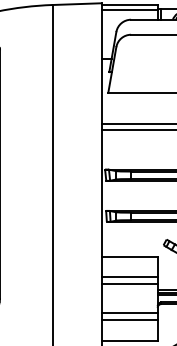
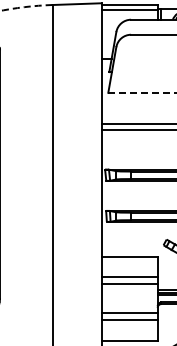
arc: solid -> dashed (26, 6)
line: solid -> dashed (142, 92)
